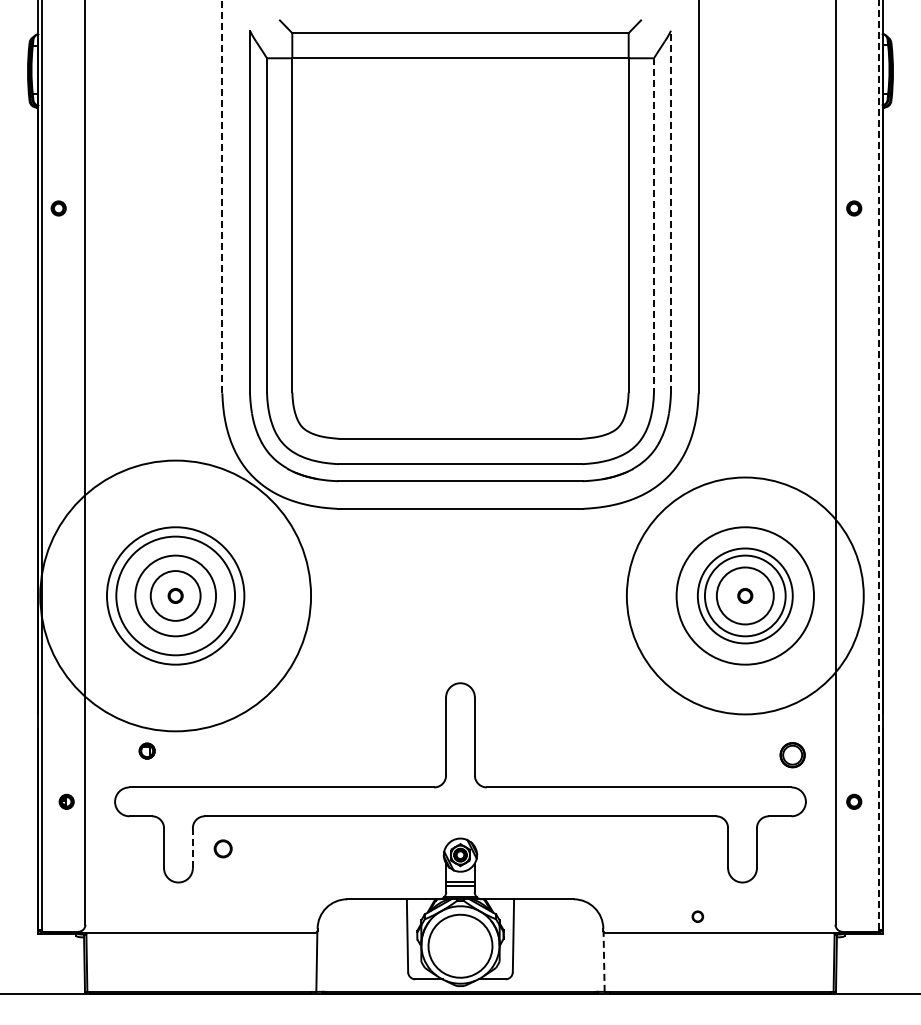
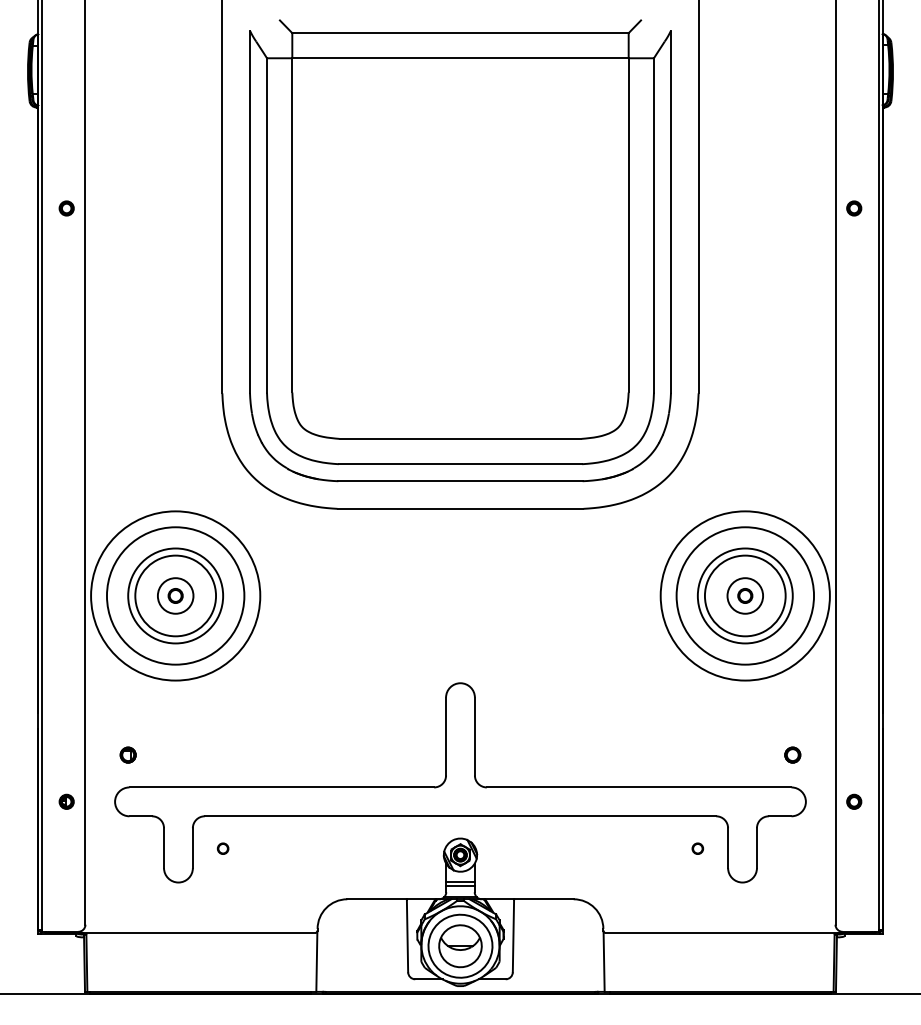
line: dashed -> solid (222, 196)
part position: (58, 208) -> (66, 208) (66, 208)
line: dashed -> solid (671, 211)
line: dashed -> solid (653, 225)
line: dashed -> solid (878, 466)
circle diameter: 119 px -> 95 px (175, 595)
circle diameter: 271 px -> 169 px (175, 595)
circle diameter: 50 px -> 36 px (175, 595)
circle diameter: 237 px -> 169 px (744, 595)
circle diameter: 57 px -> 36 px (745, 595)
part position: (146, 750) -> (127, 754) (127, 754)
circle size: 27x27 px -> 18x18 px (792, 754)
line: dashed -> solid (192, 848)
part size: 20x20 px -> 14x13 px (222, 848)
part position: (697, 916) -> (697, 848) (697, 848)
part: none -> present (460, 946)
line: dashed -> solid (604, 961)
